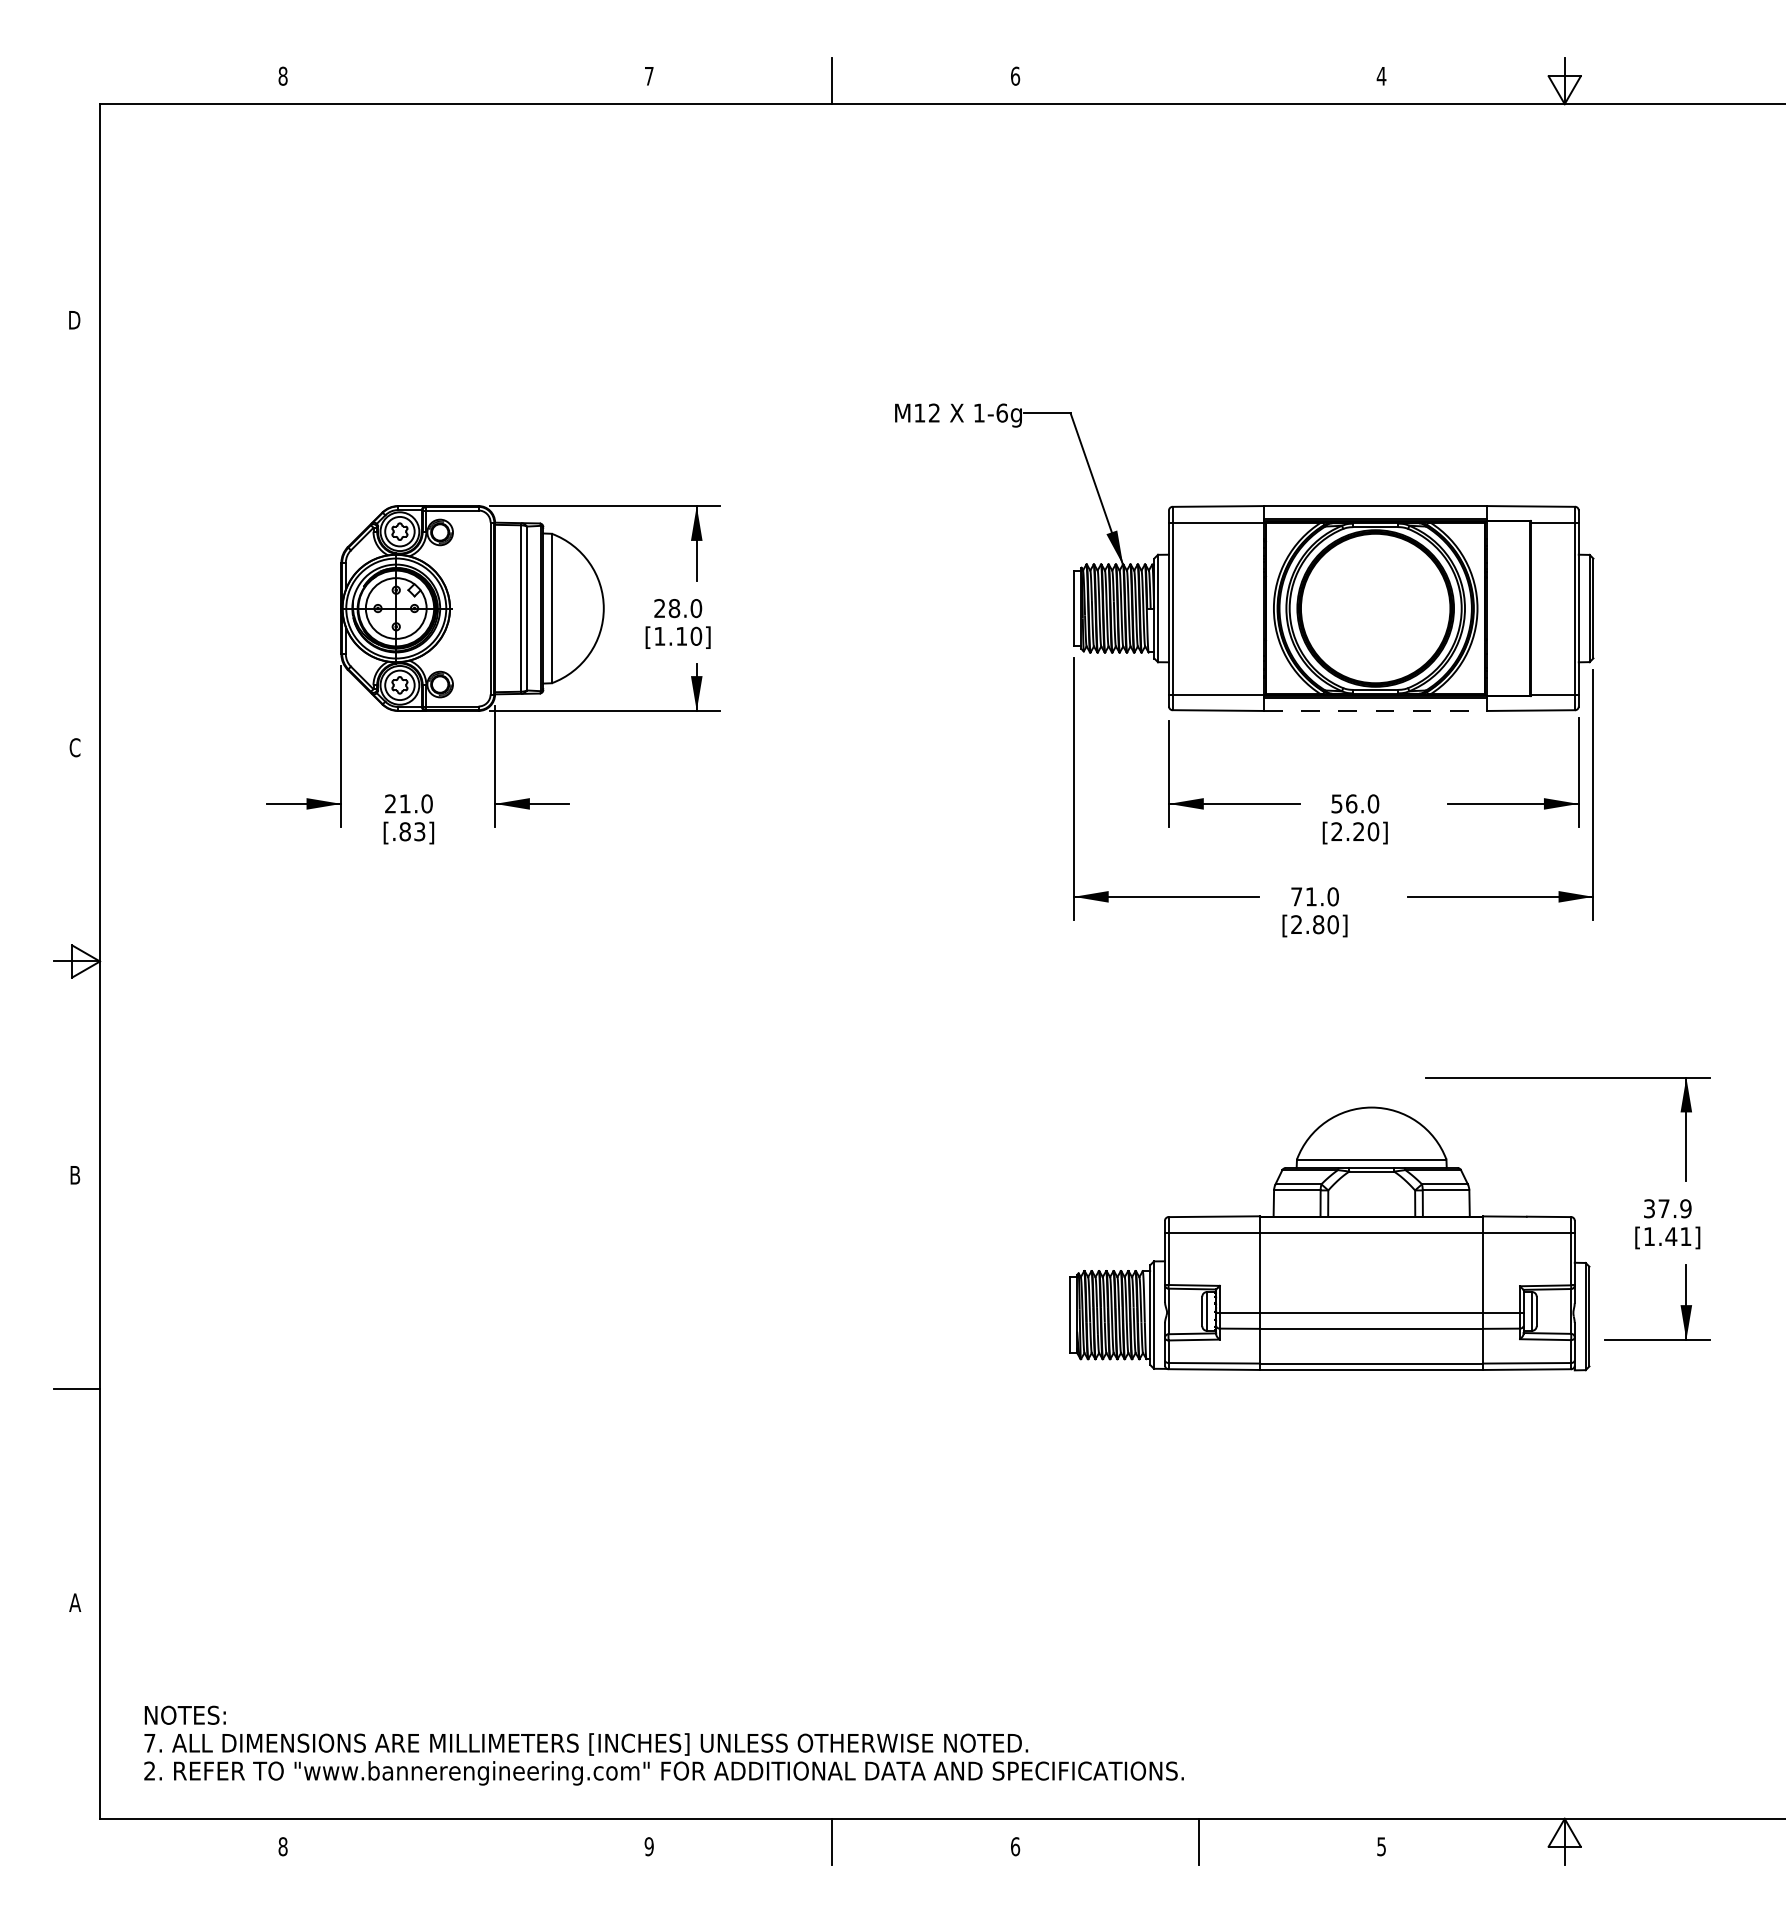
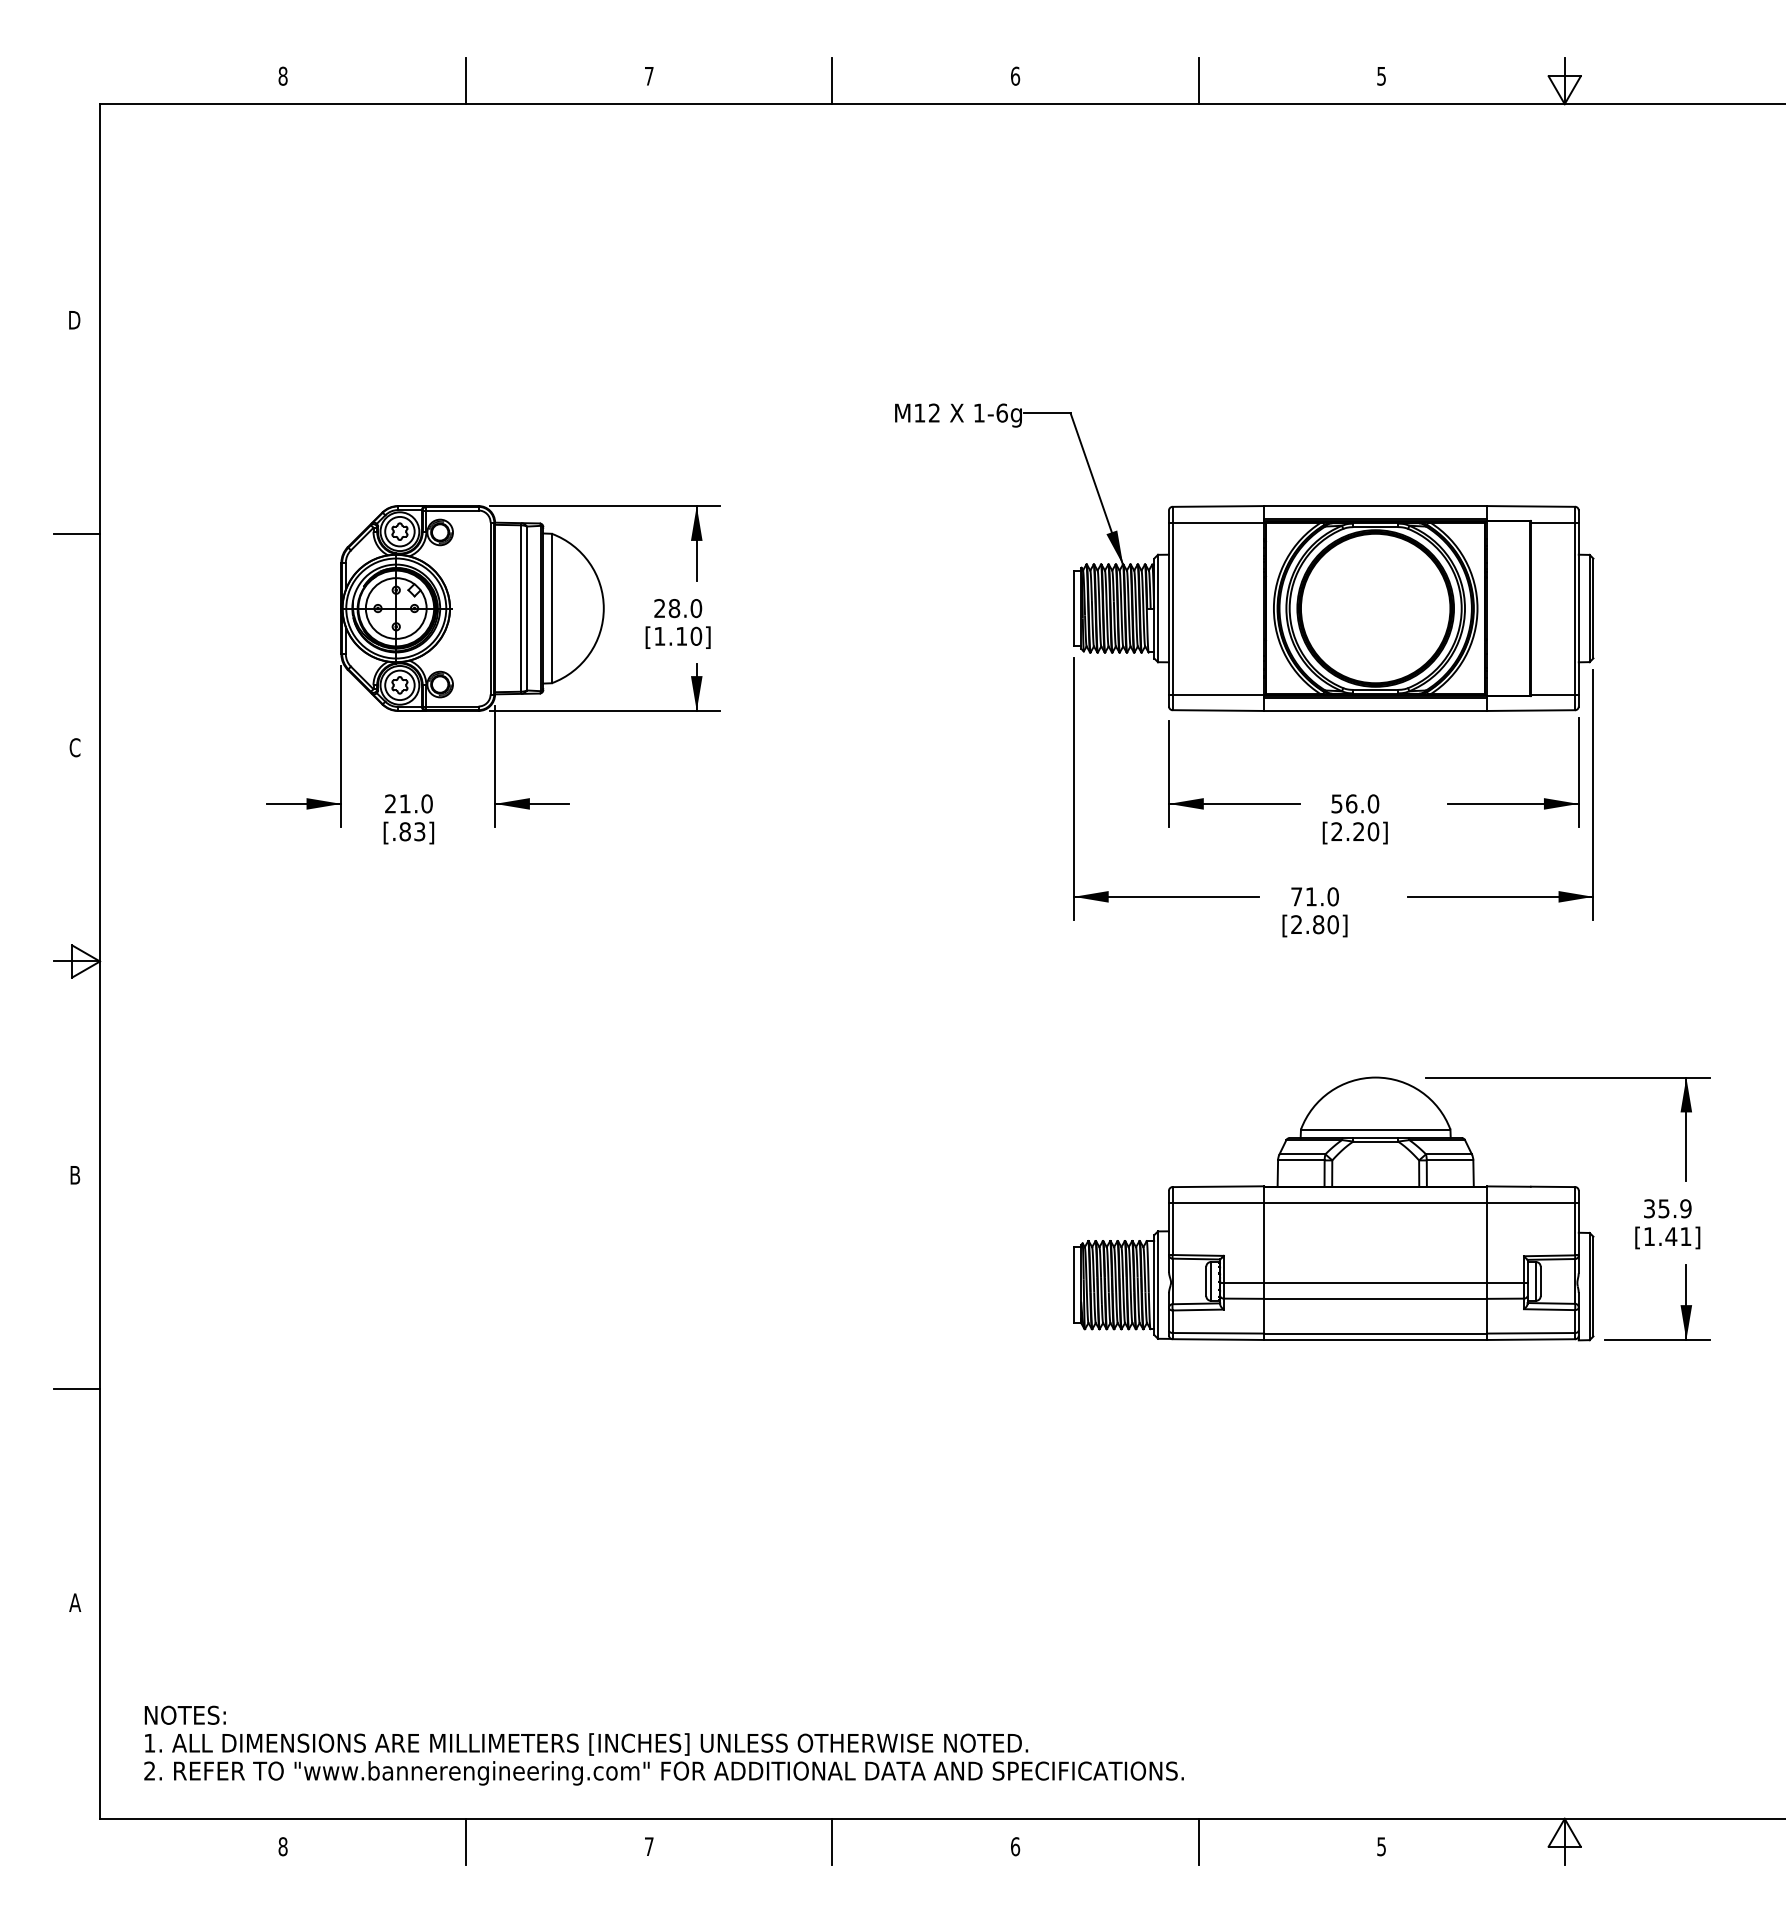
text: 4 -> 5 (1381, 76)
line: none -> present (466, 80)
line: none -> present (1198, 80)
line: none -> present (76, 533)
line: dashed -> solid (1375, 710)
text: 37.9 -> 35.9 (1663, 1208)
part position: (1329, 1238) -> (1333, 1208) (1333, 1208)
text: 7. -> 1. (149, 1743)
line: none -> present (466, 1841)
text: 9 -> 7 (648, 1846)
